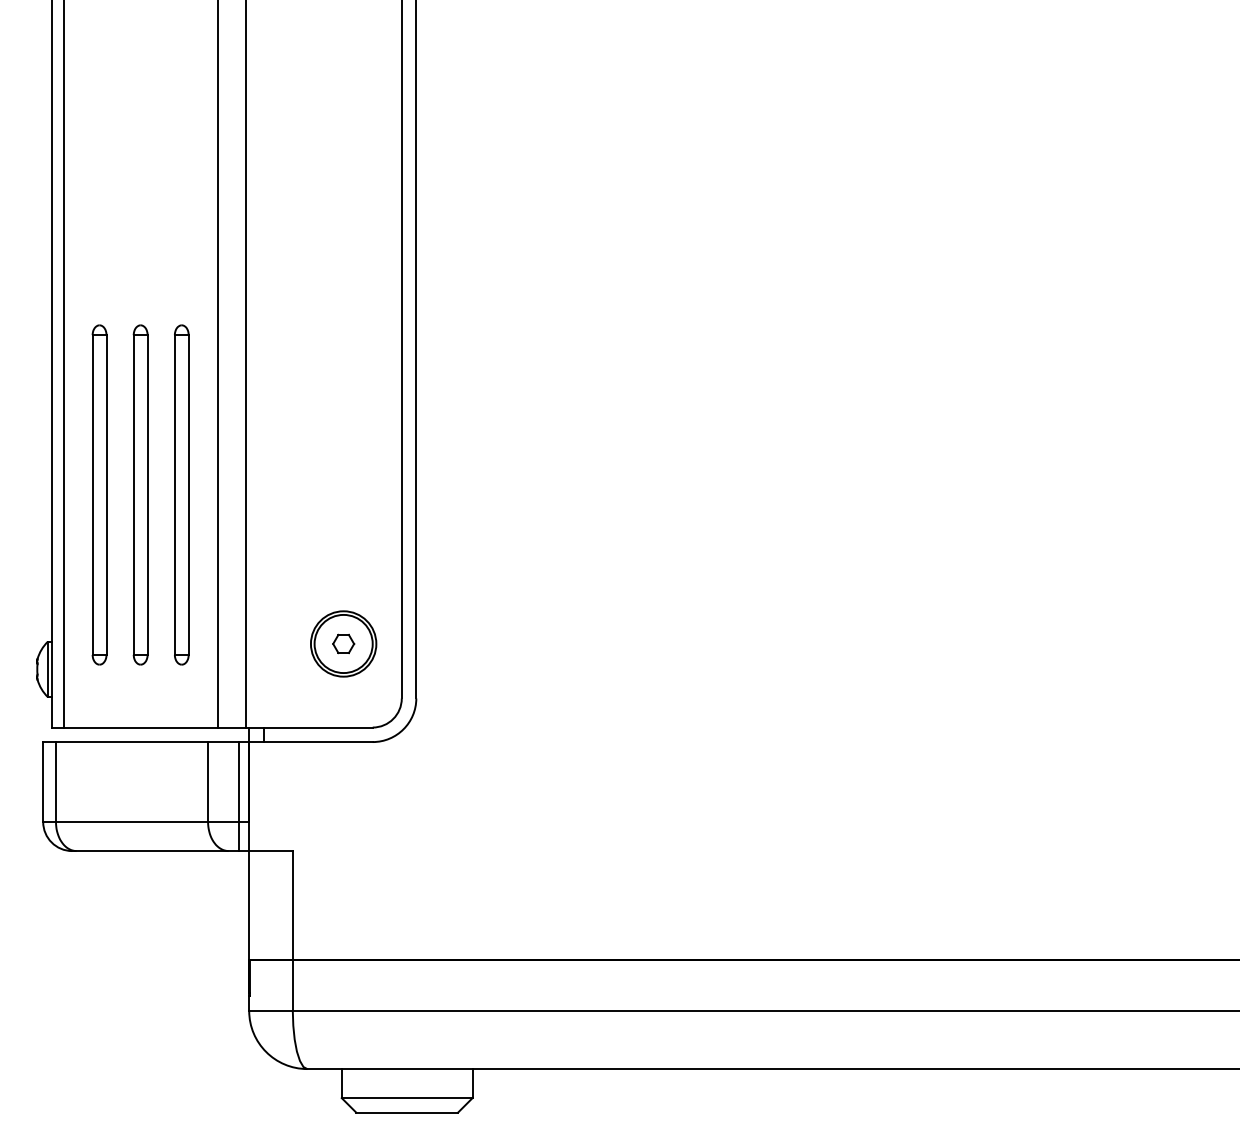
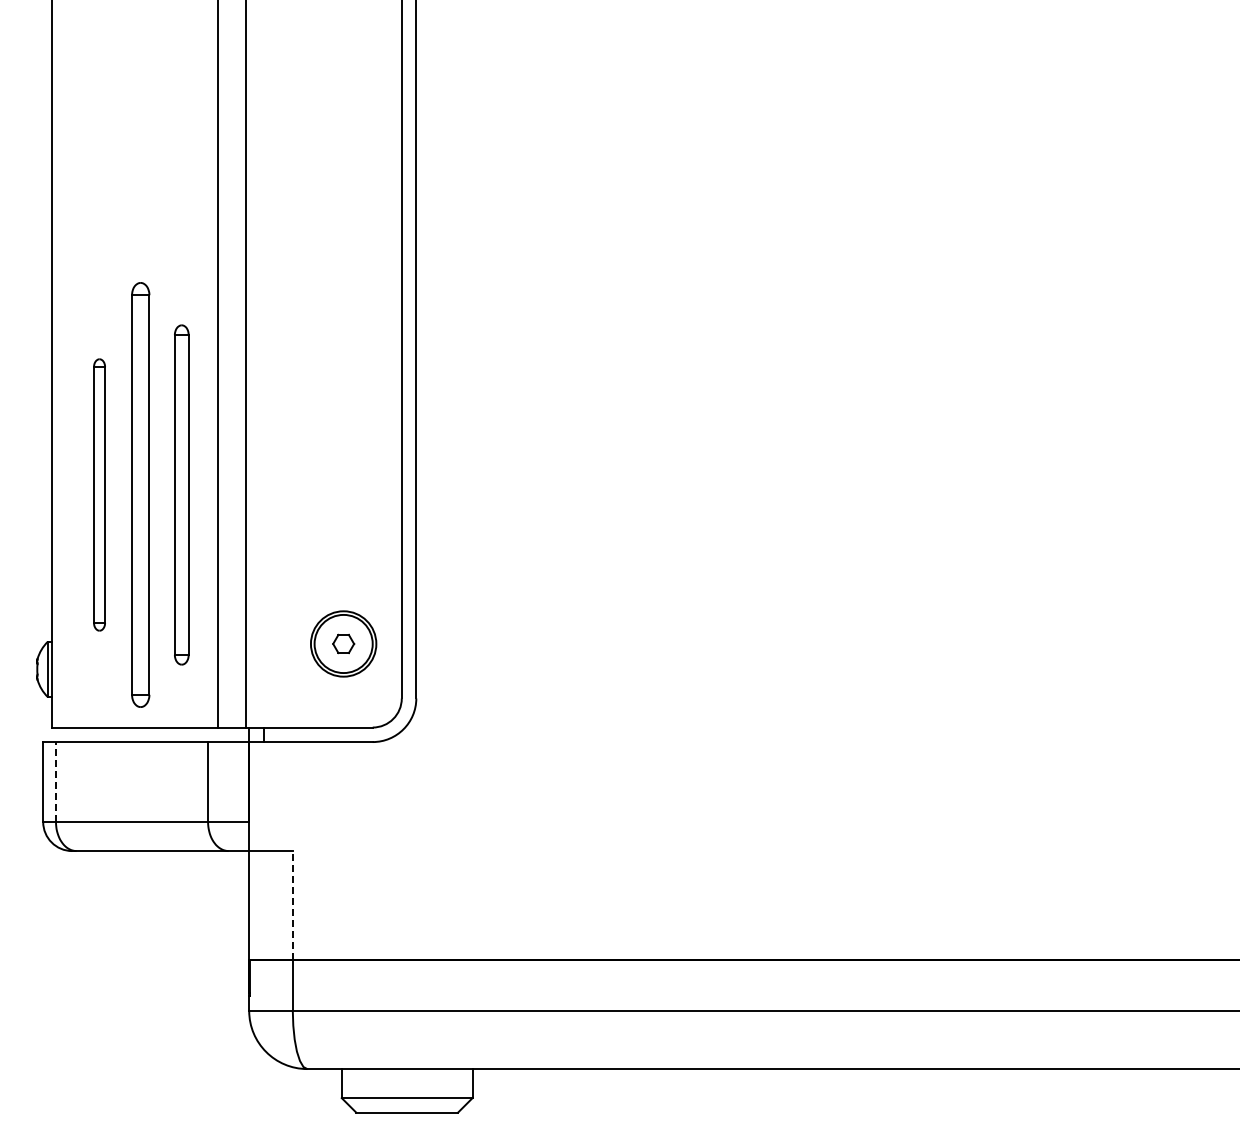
line: present -> none (63, 364)
part size: 17x342 px -> 13x274 px (99, 494)
part size: 17x342 px -> 20x426 px (140, 494)
line: solid -> dashed (56, 782)
line: present -> none (238, 796)
line: solid -> dashed (292, 905)
